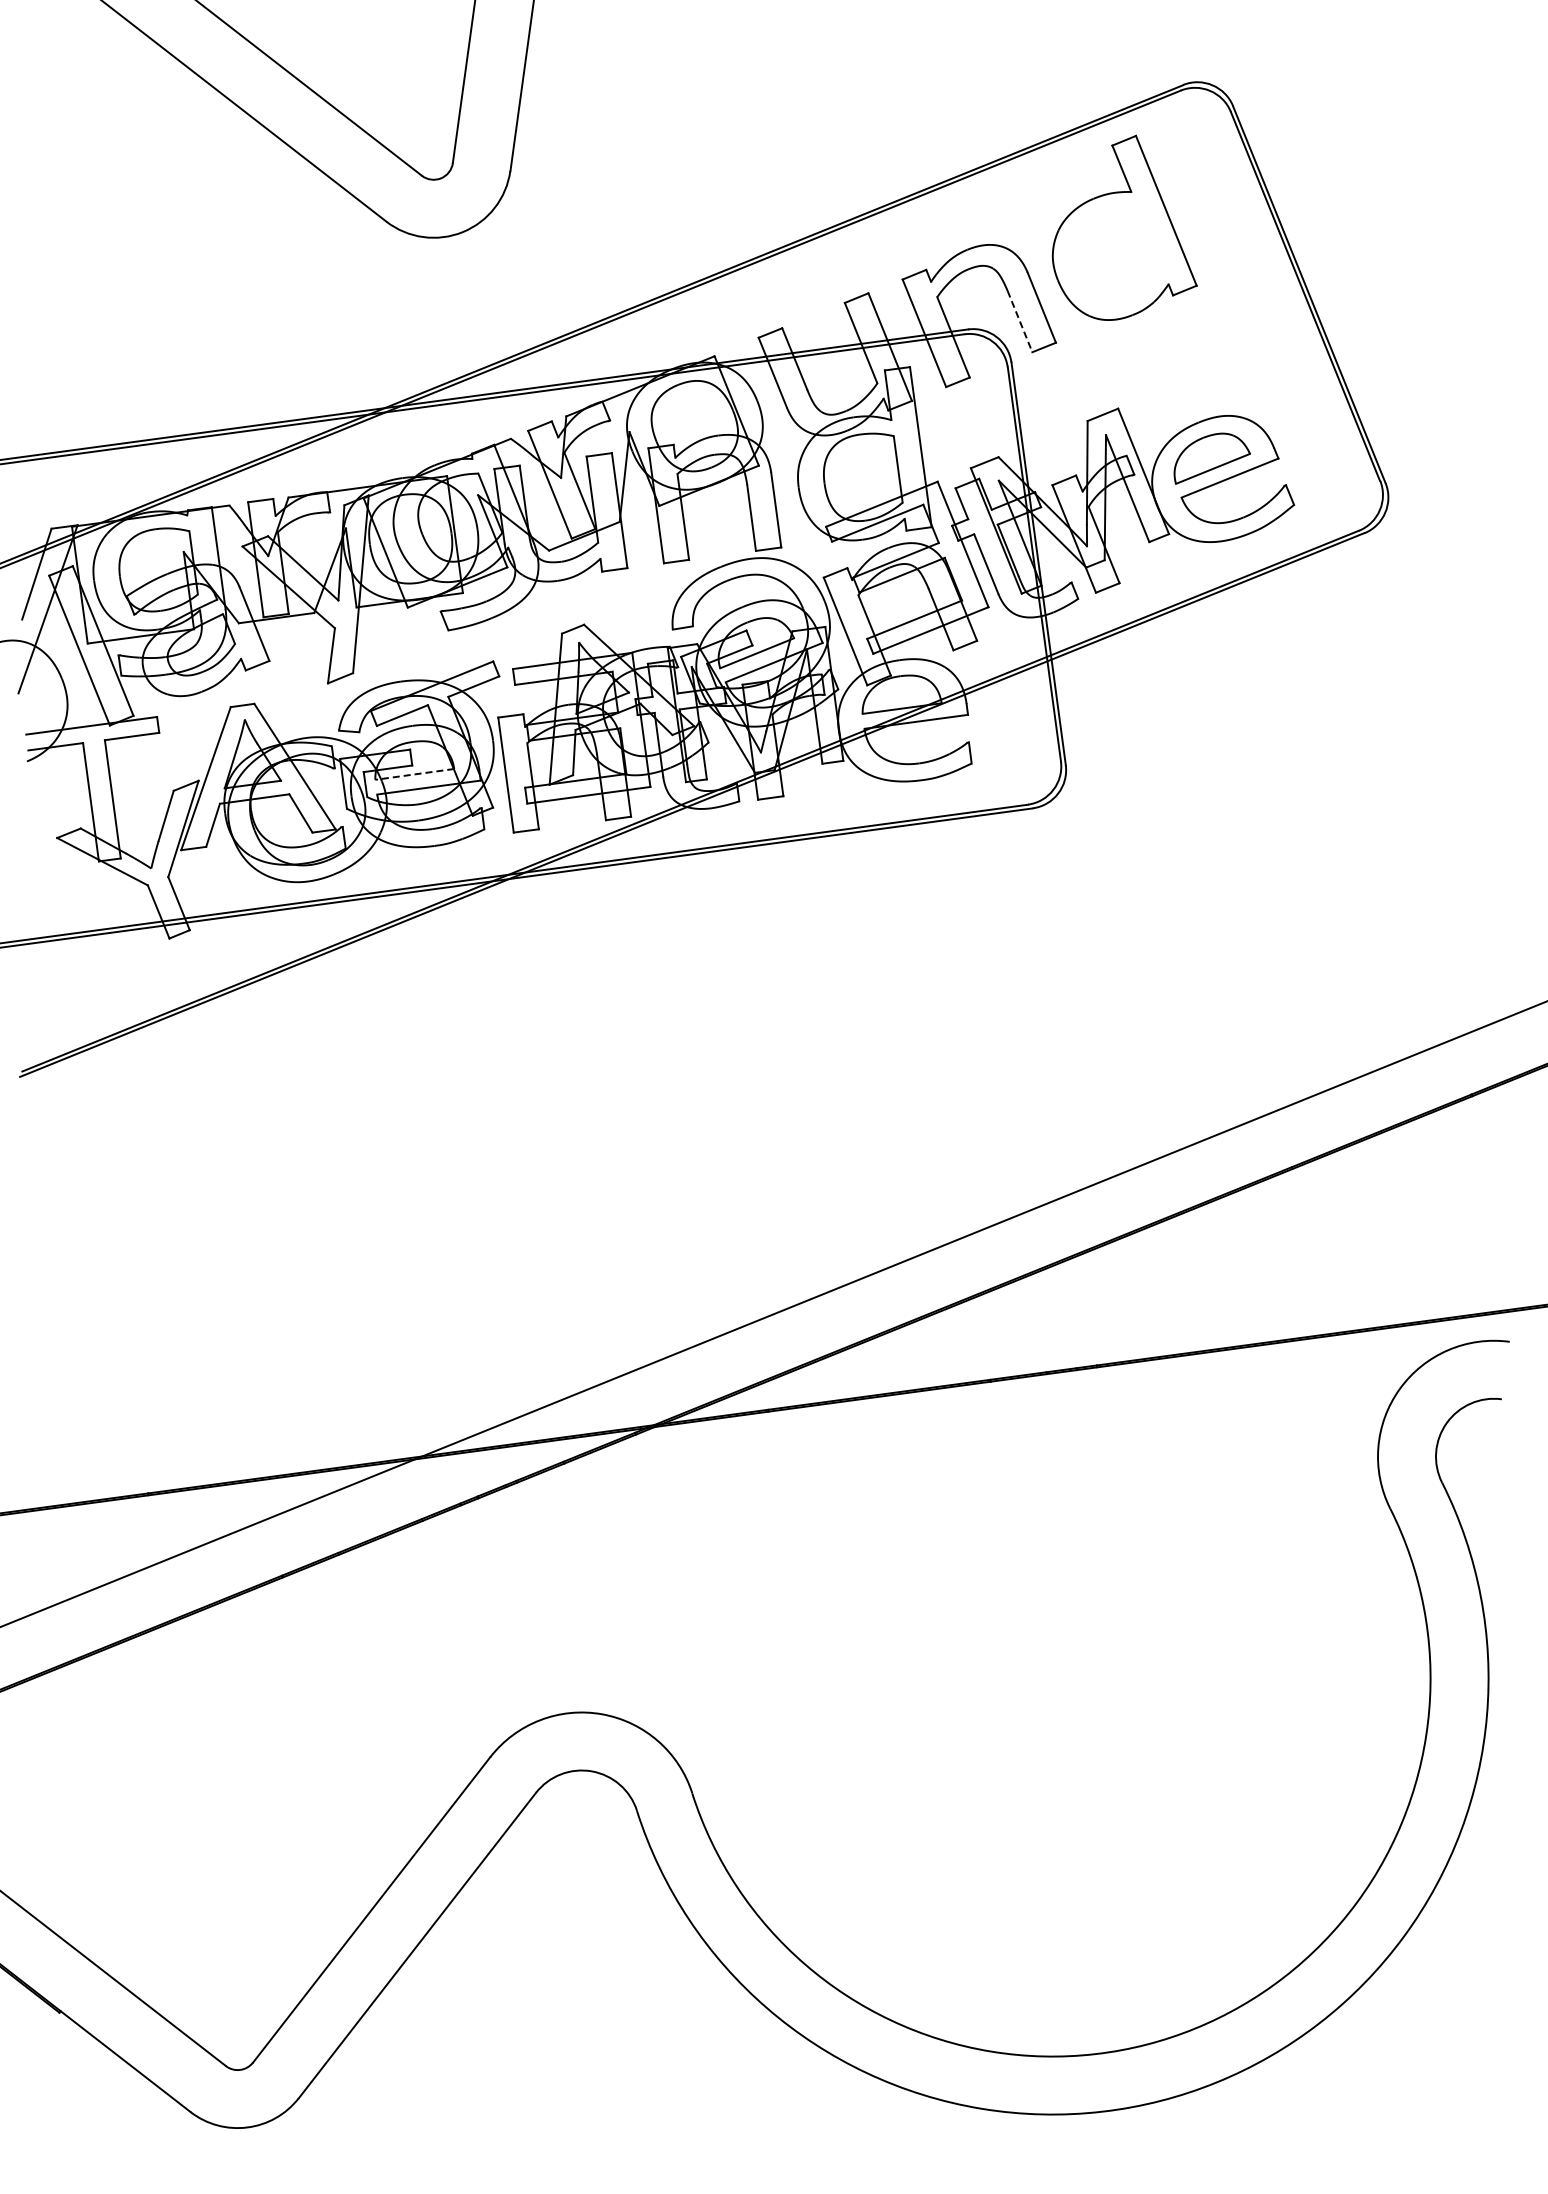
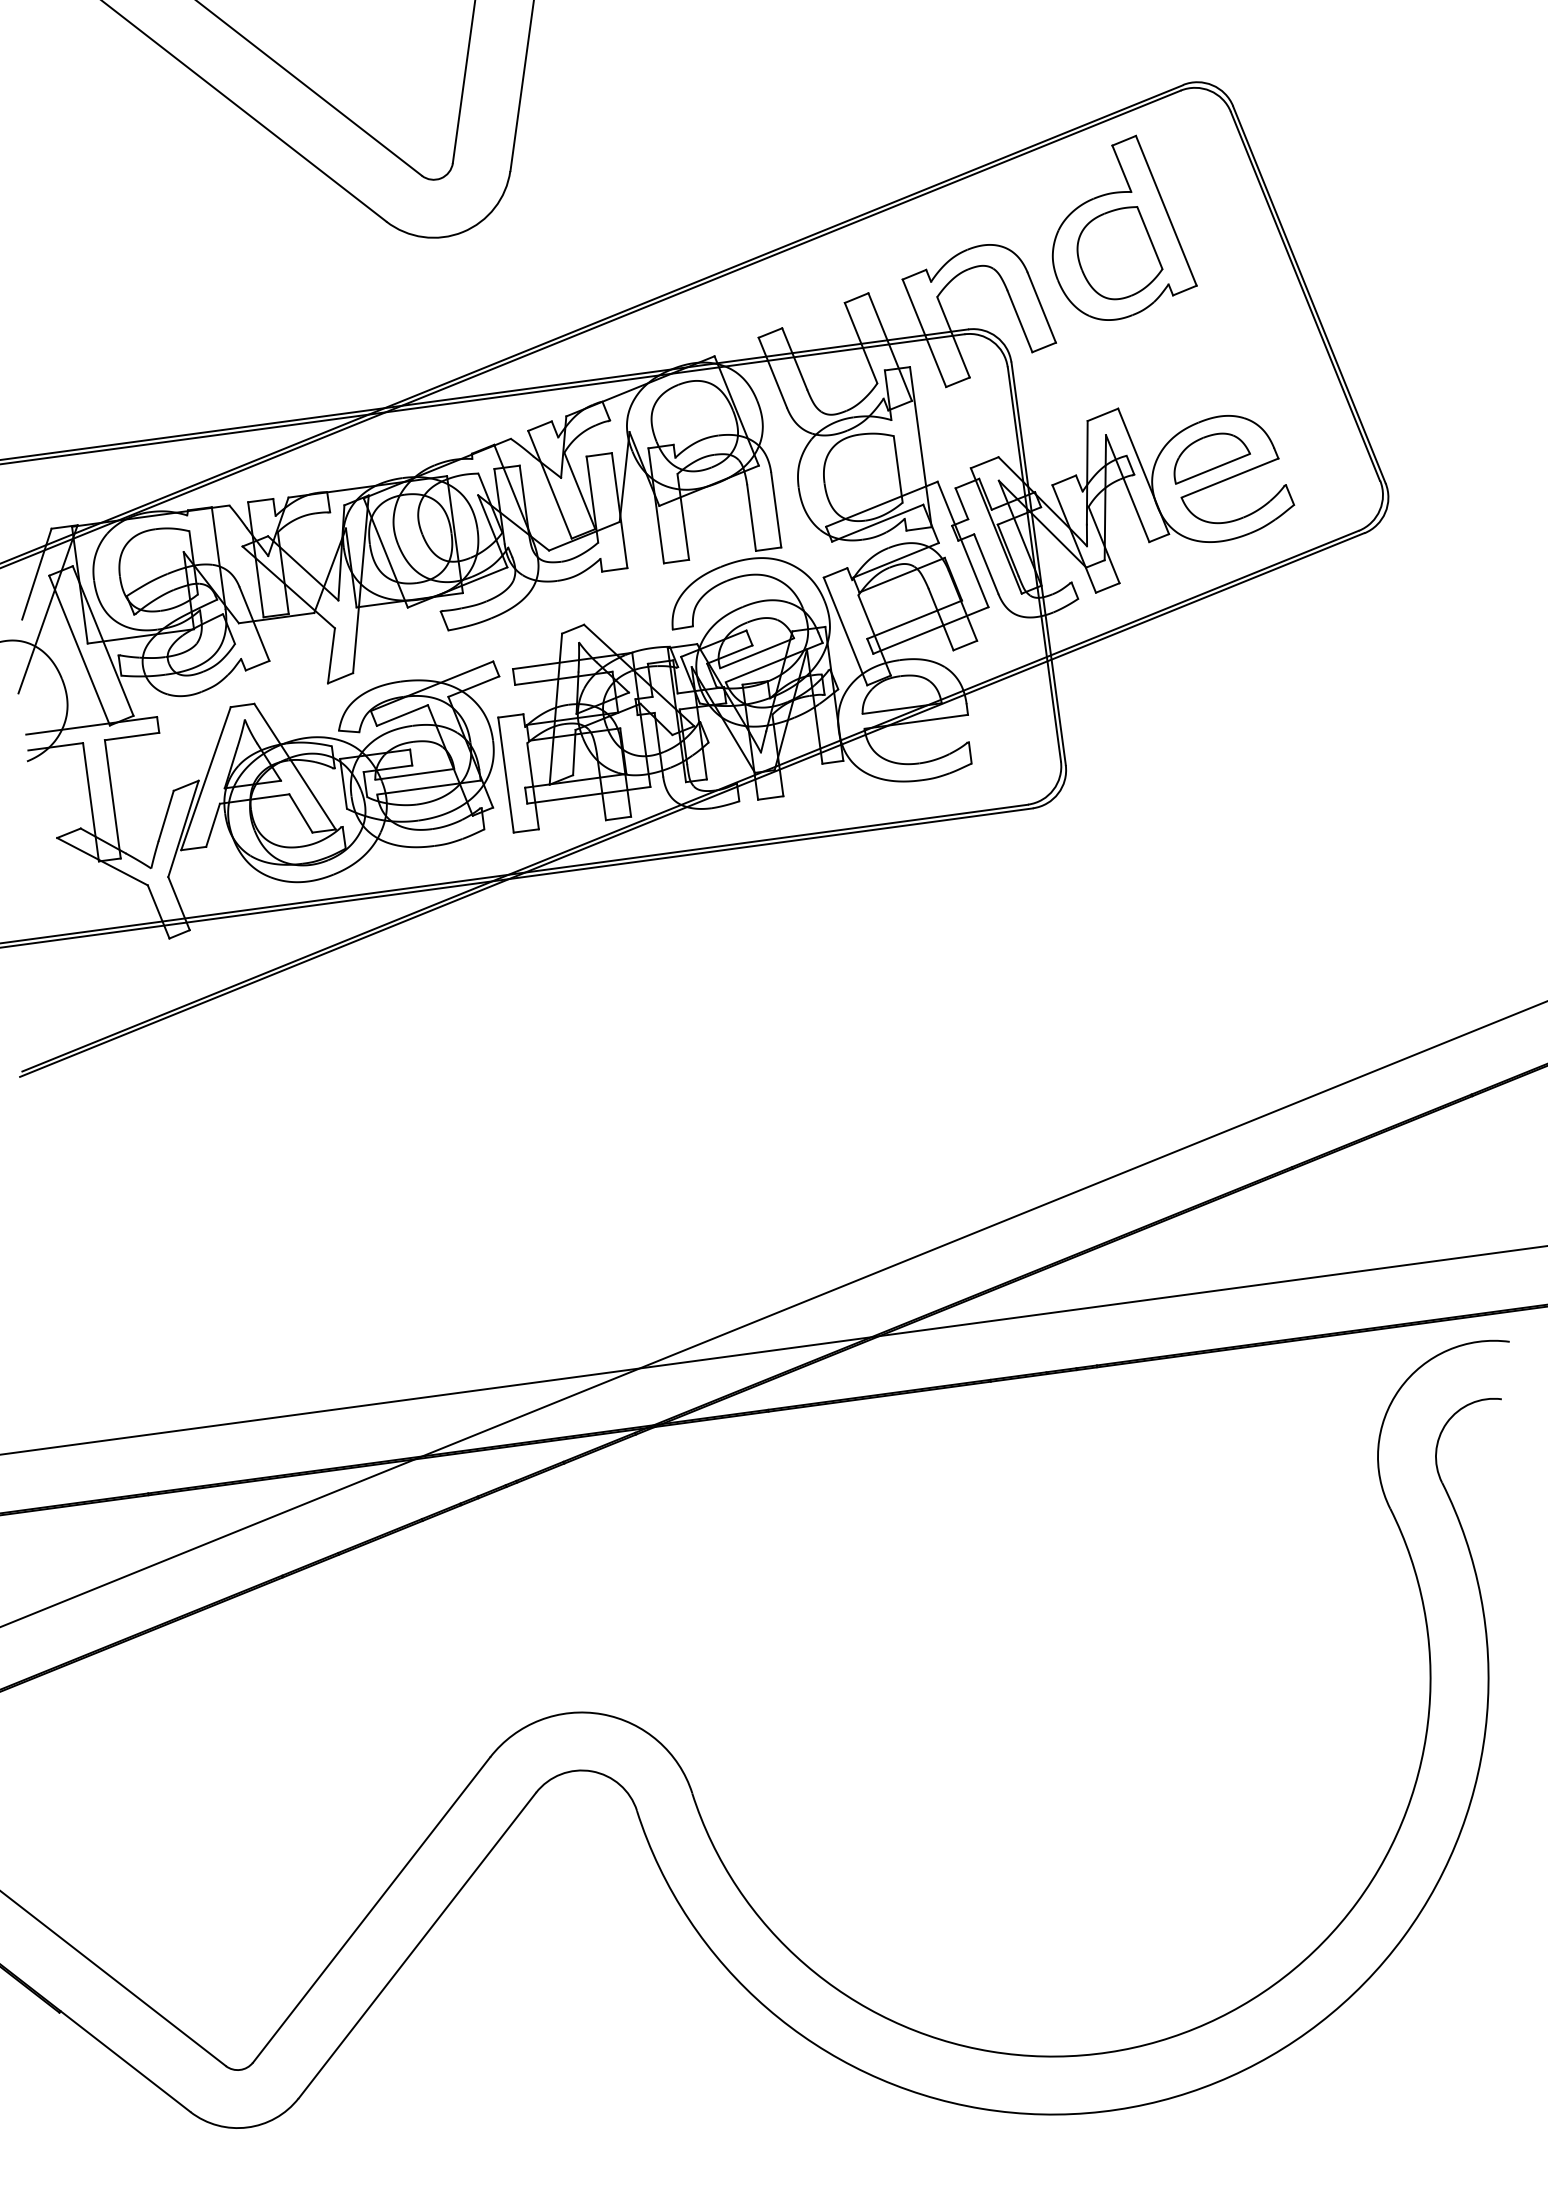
part: none -> present (1119, 253)
line: dashed -> solid (1020, 322)
line: dashed -> solid (414, 774)
line: none -> present (773, 1350)
